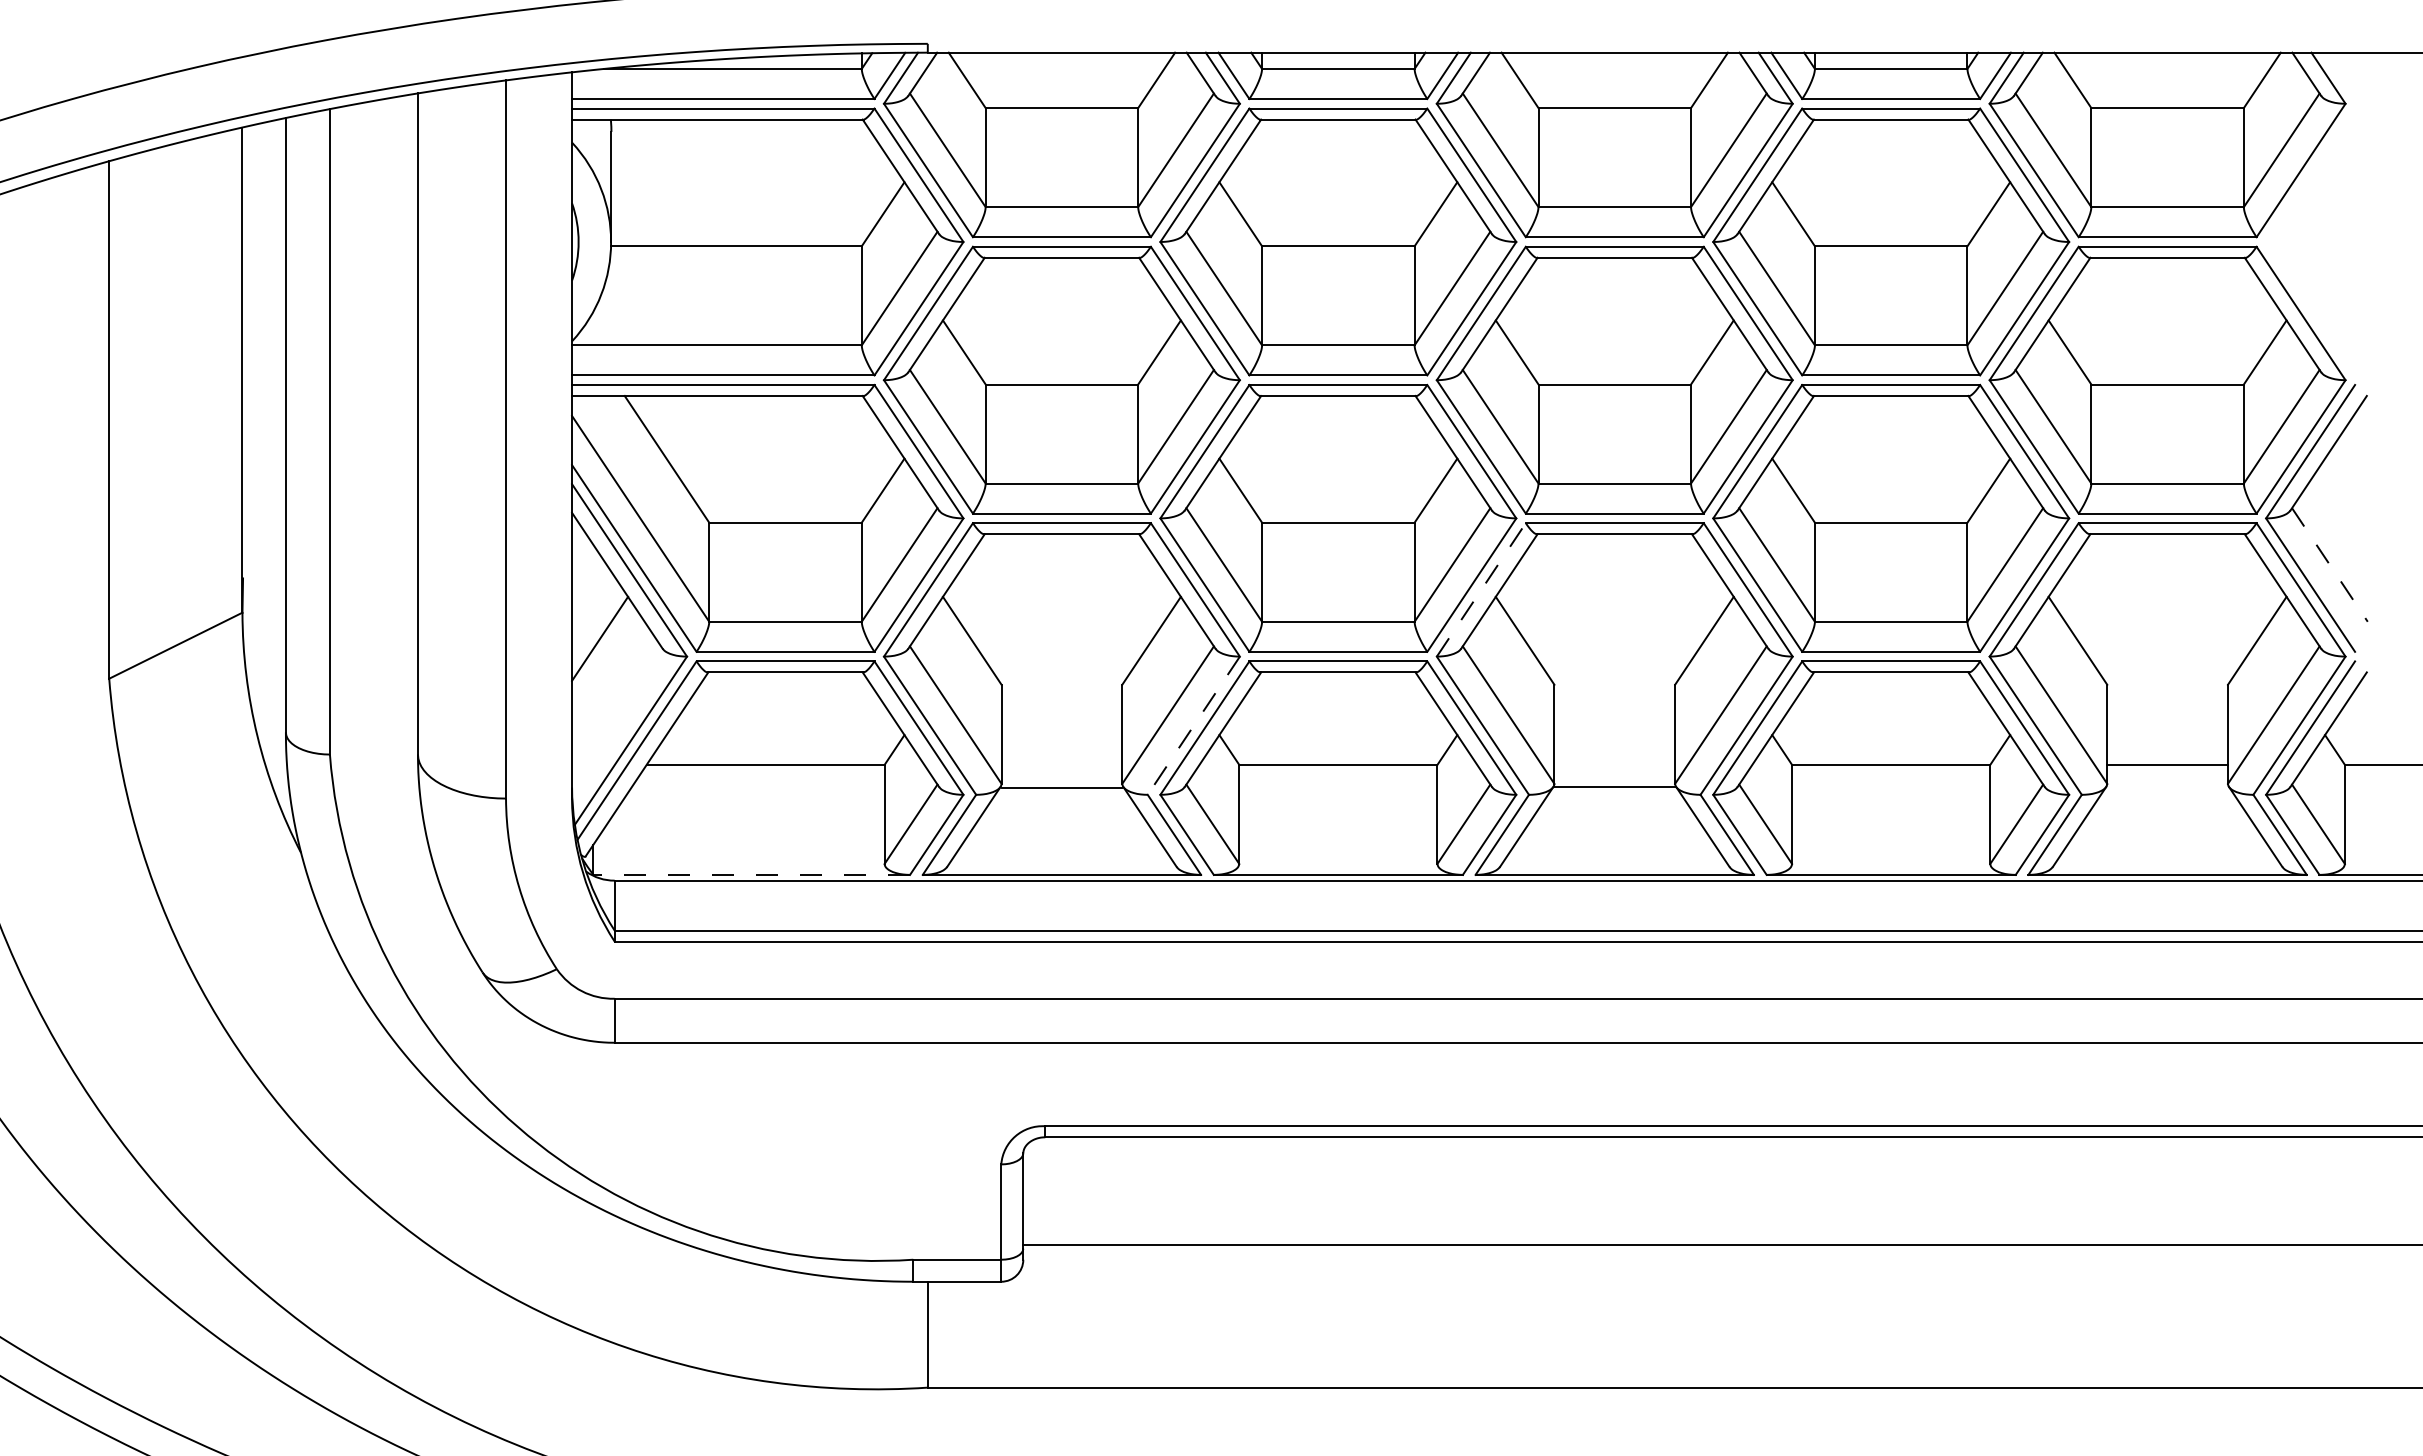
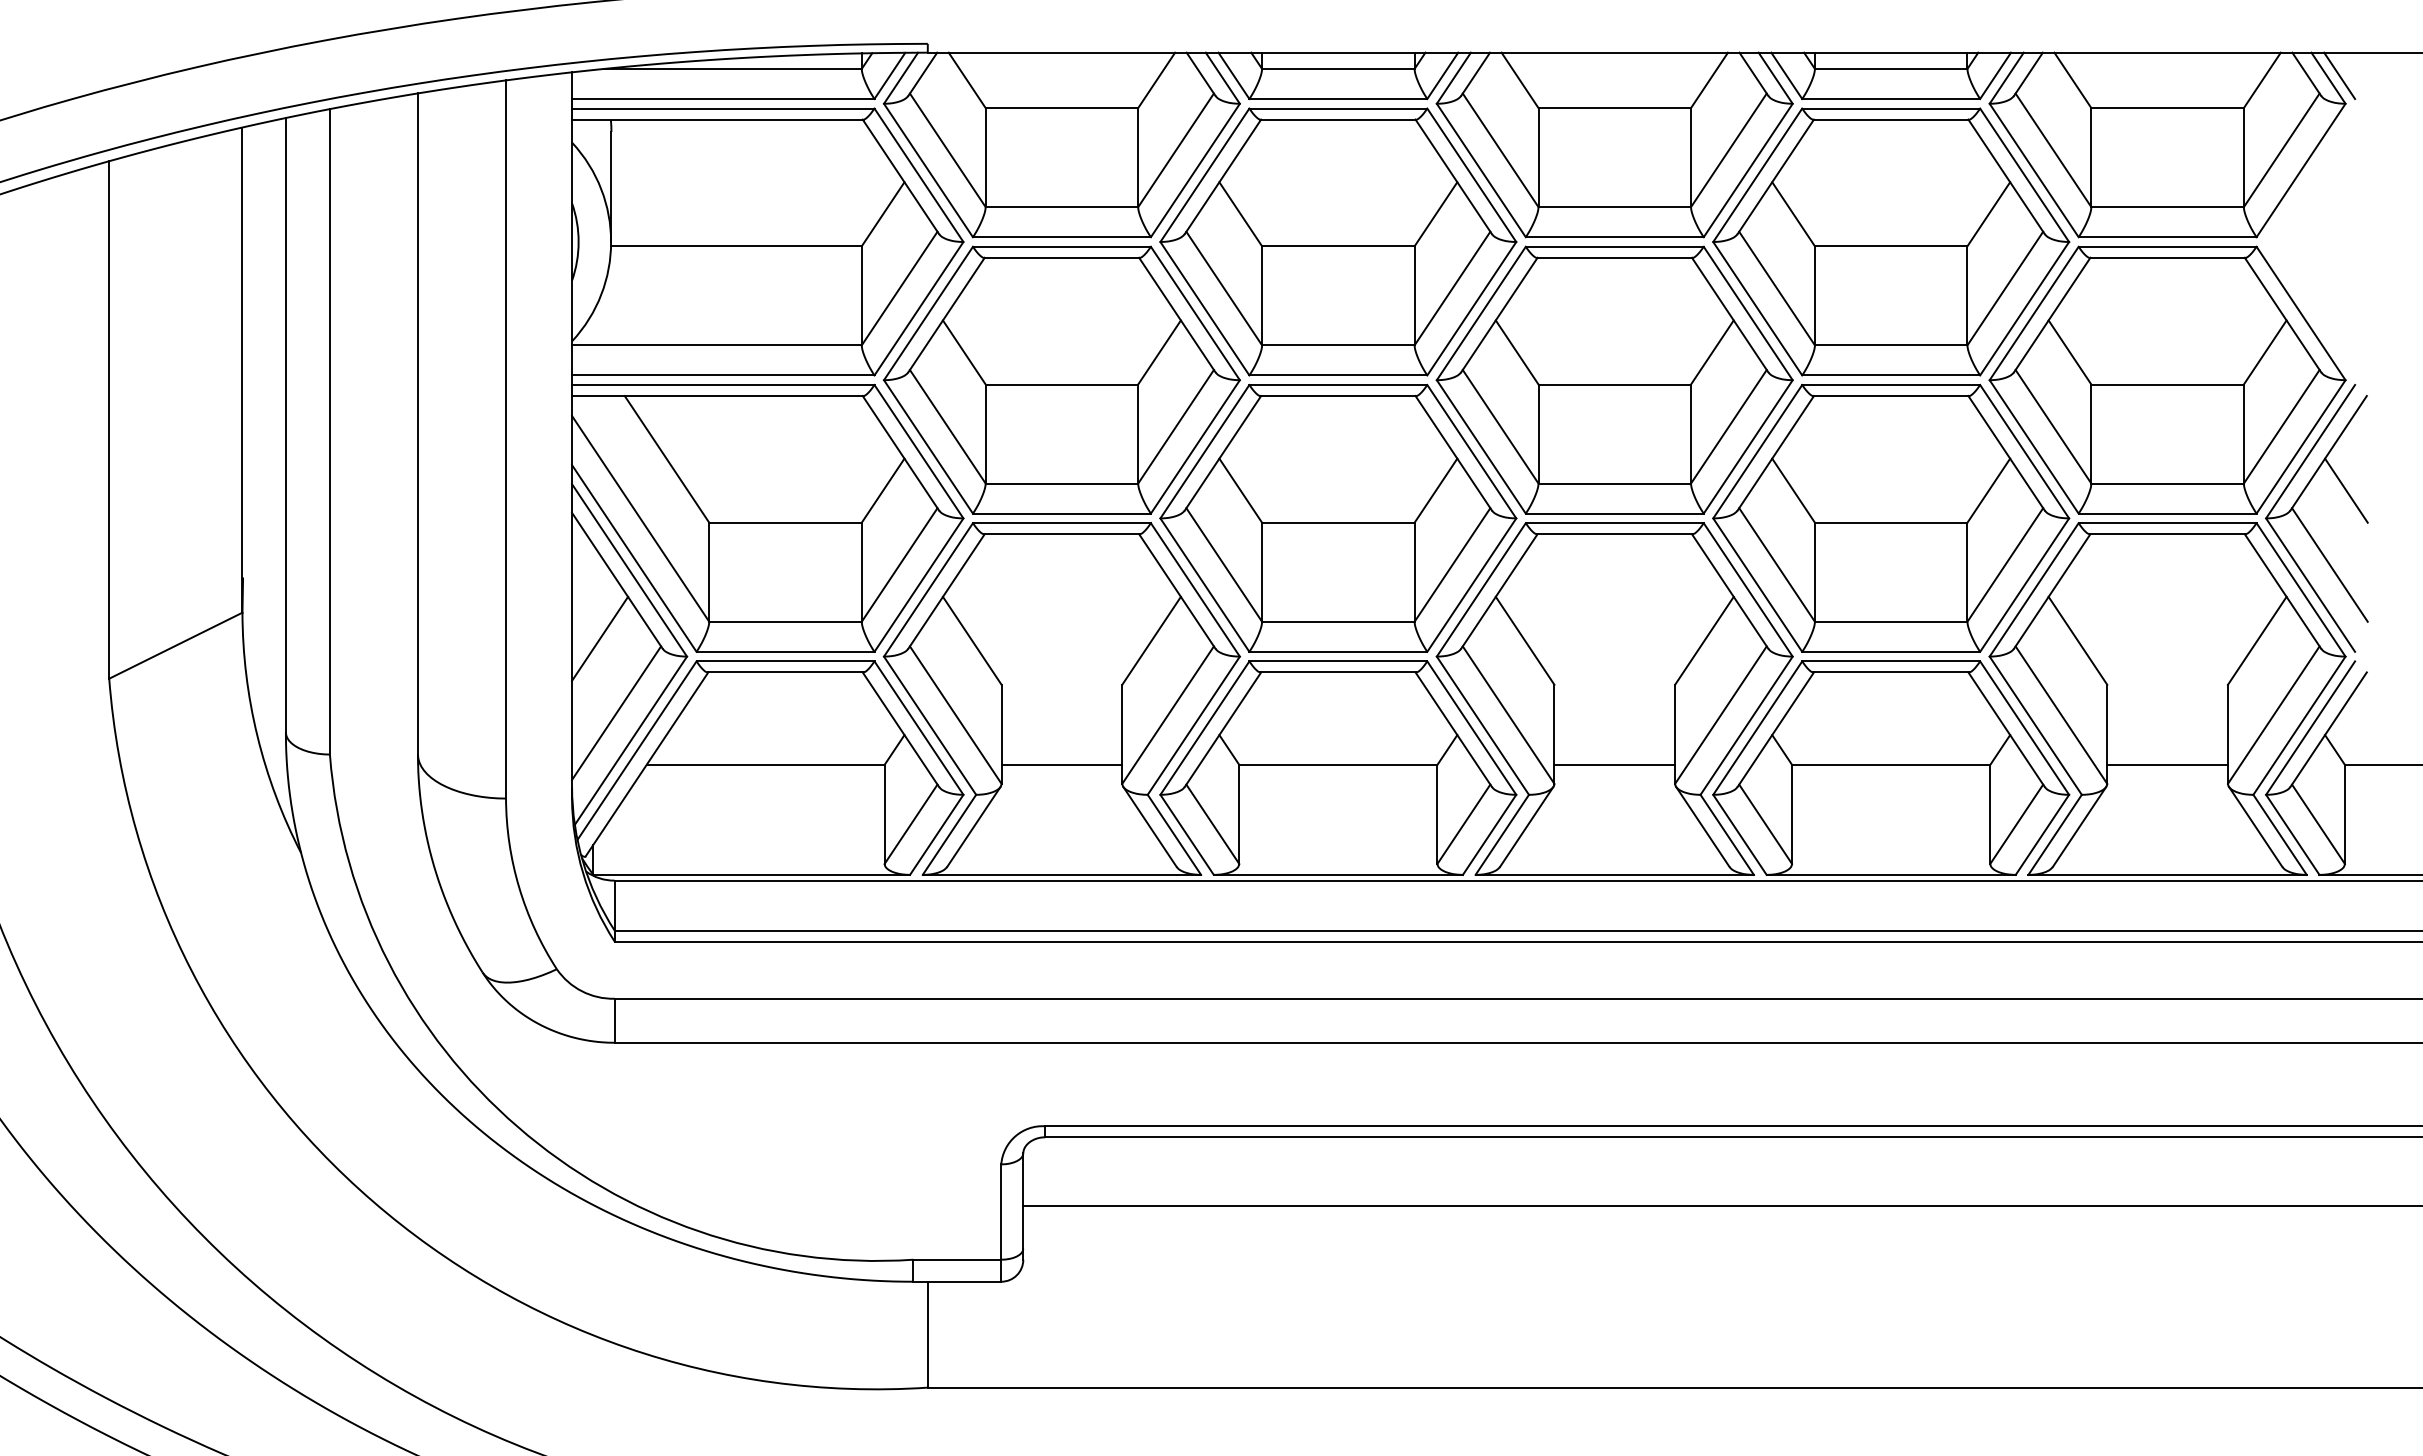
line: none -> present (2339, 75)
line: none -> present (2346, 490)
line: dashed -> solid (2330, 565)
line: dashed -> solid (1481, 589)
line: none -> present (616, 712)
line: dashed -> solid (1193, 726)
line position: (1614, 786) -> (1614, 764) (1614, 764)
line position: (1061, 787) -> (1061, 764) (1061, 764)
line: dashed -> solid (751, 874)
line position: (1721, 1245) -> (1721, 1206) (1721, 1206)
